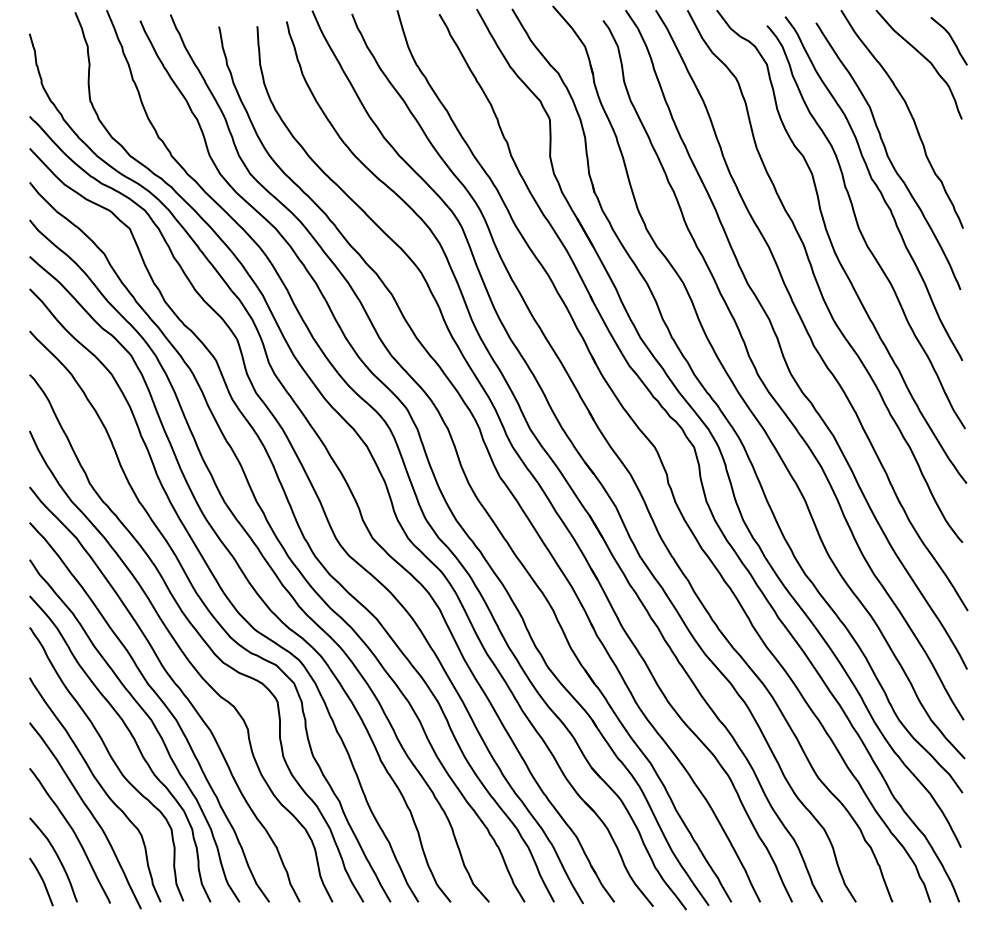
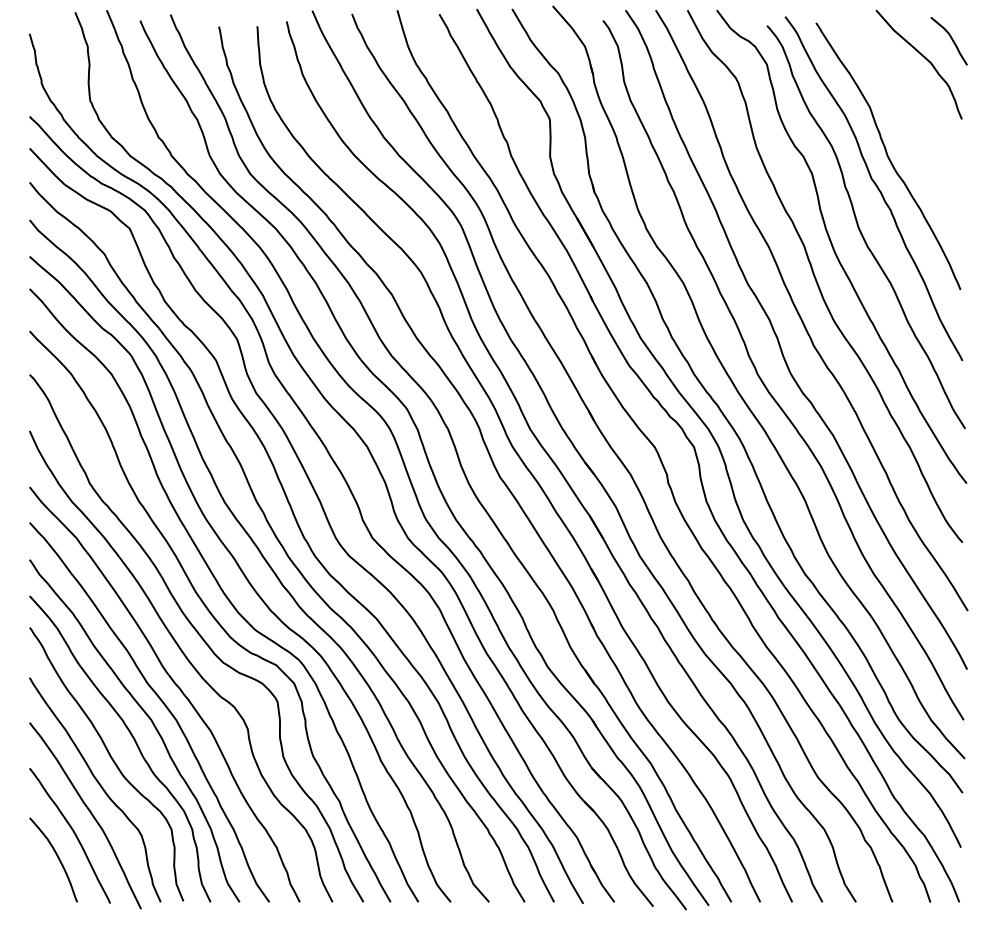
curve: present -> none (910, 115)
curve: present -> none (41, 880)
